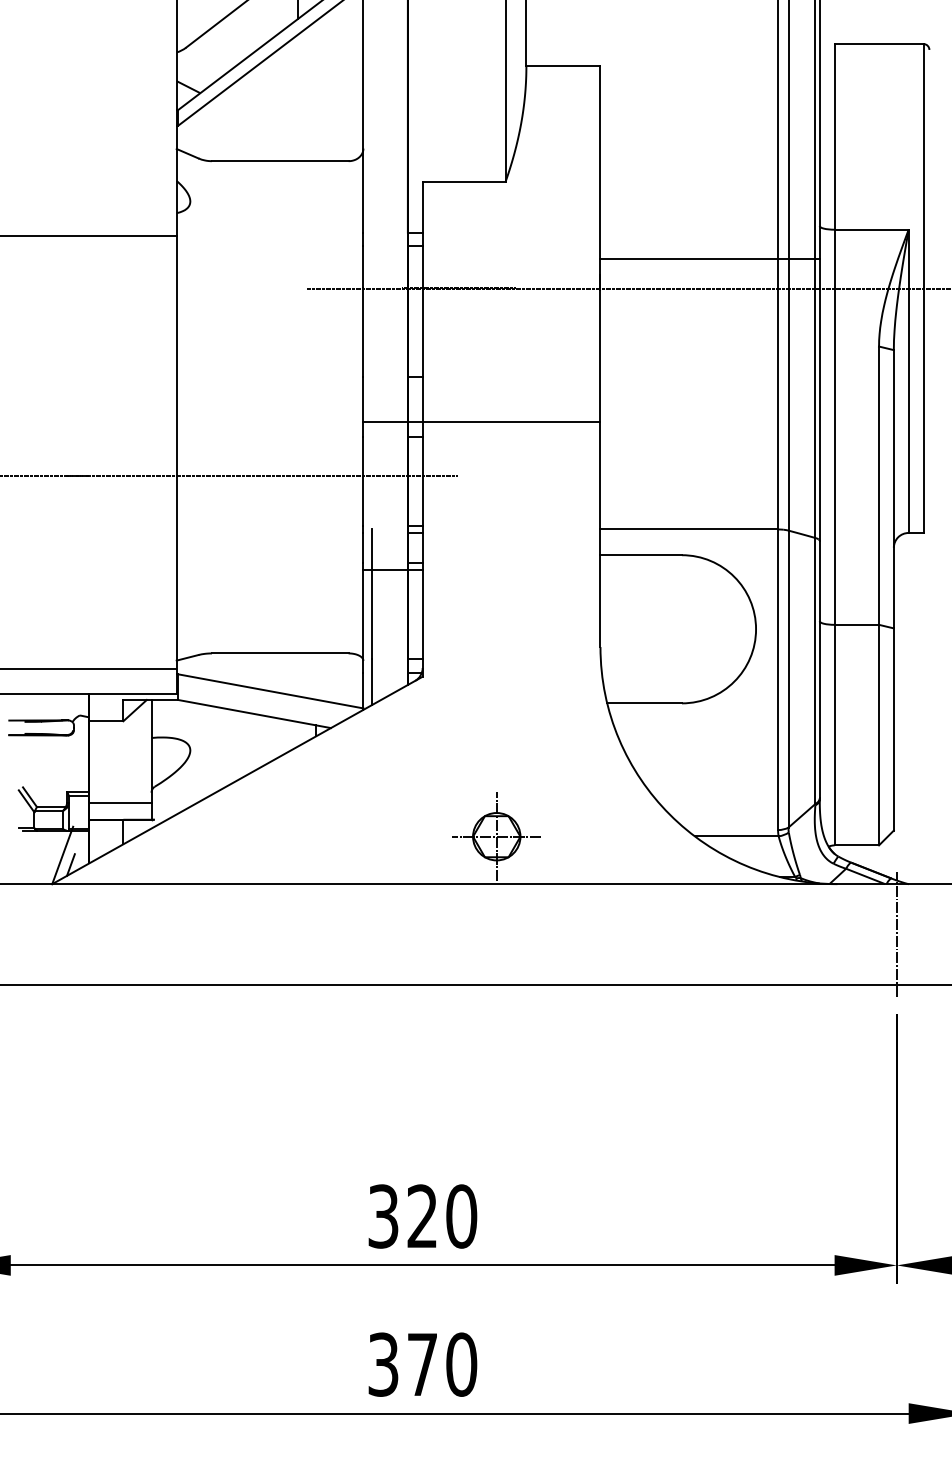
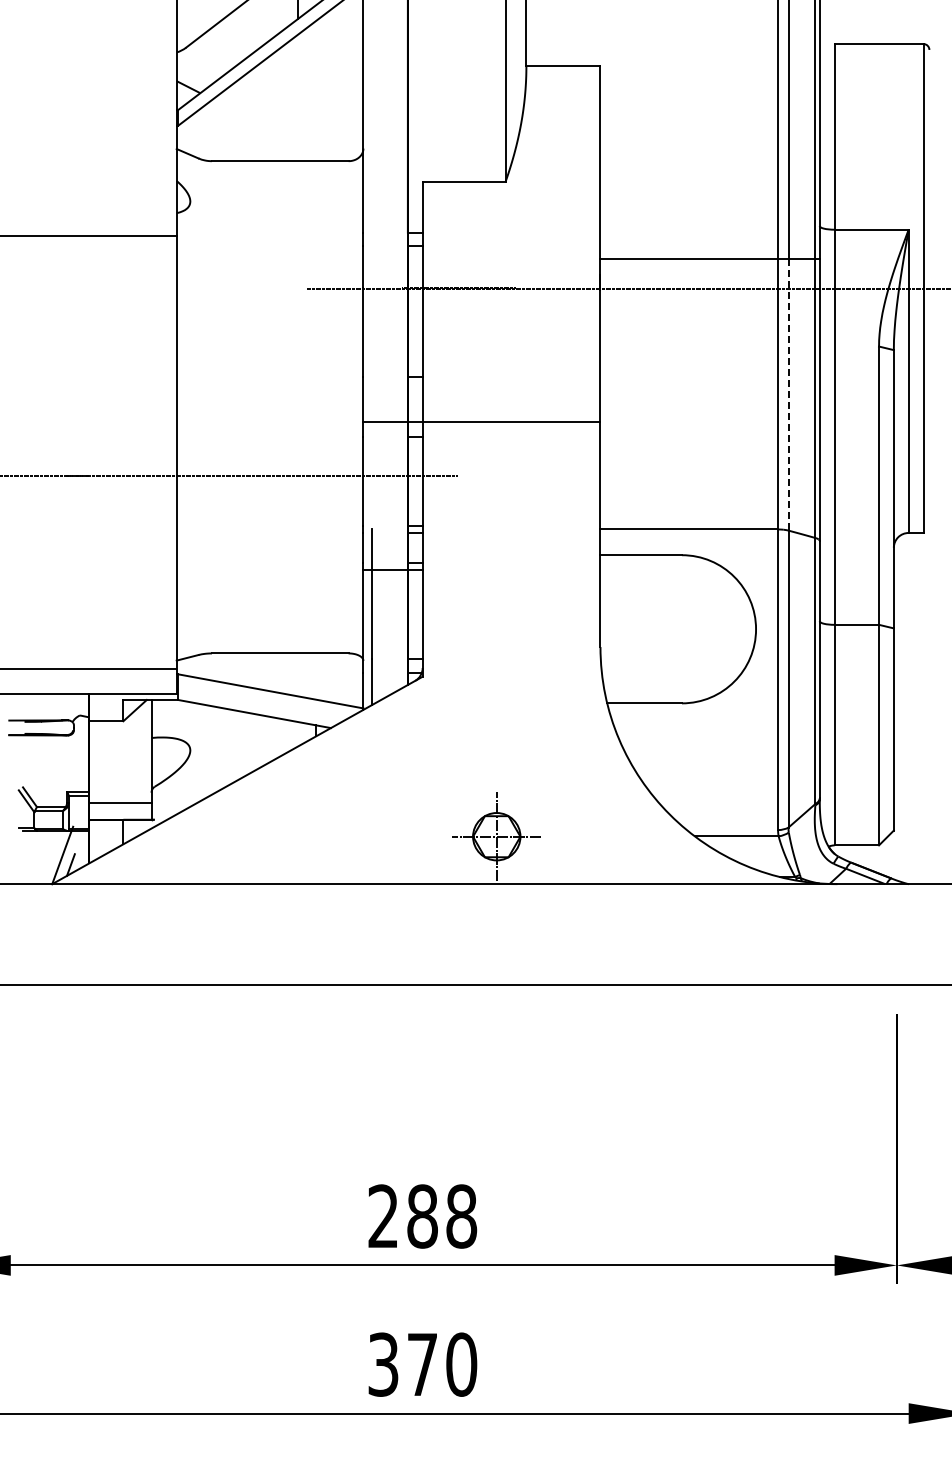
line: solid -> dashed (788, 394)
line: present -> none (896, 934)
text: 320 -> 288 (422, 1216)
